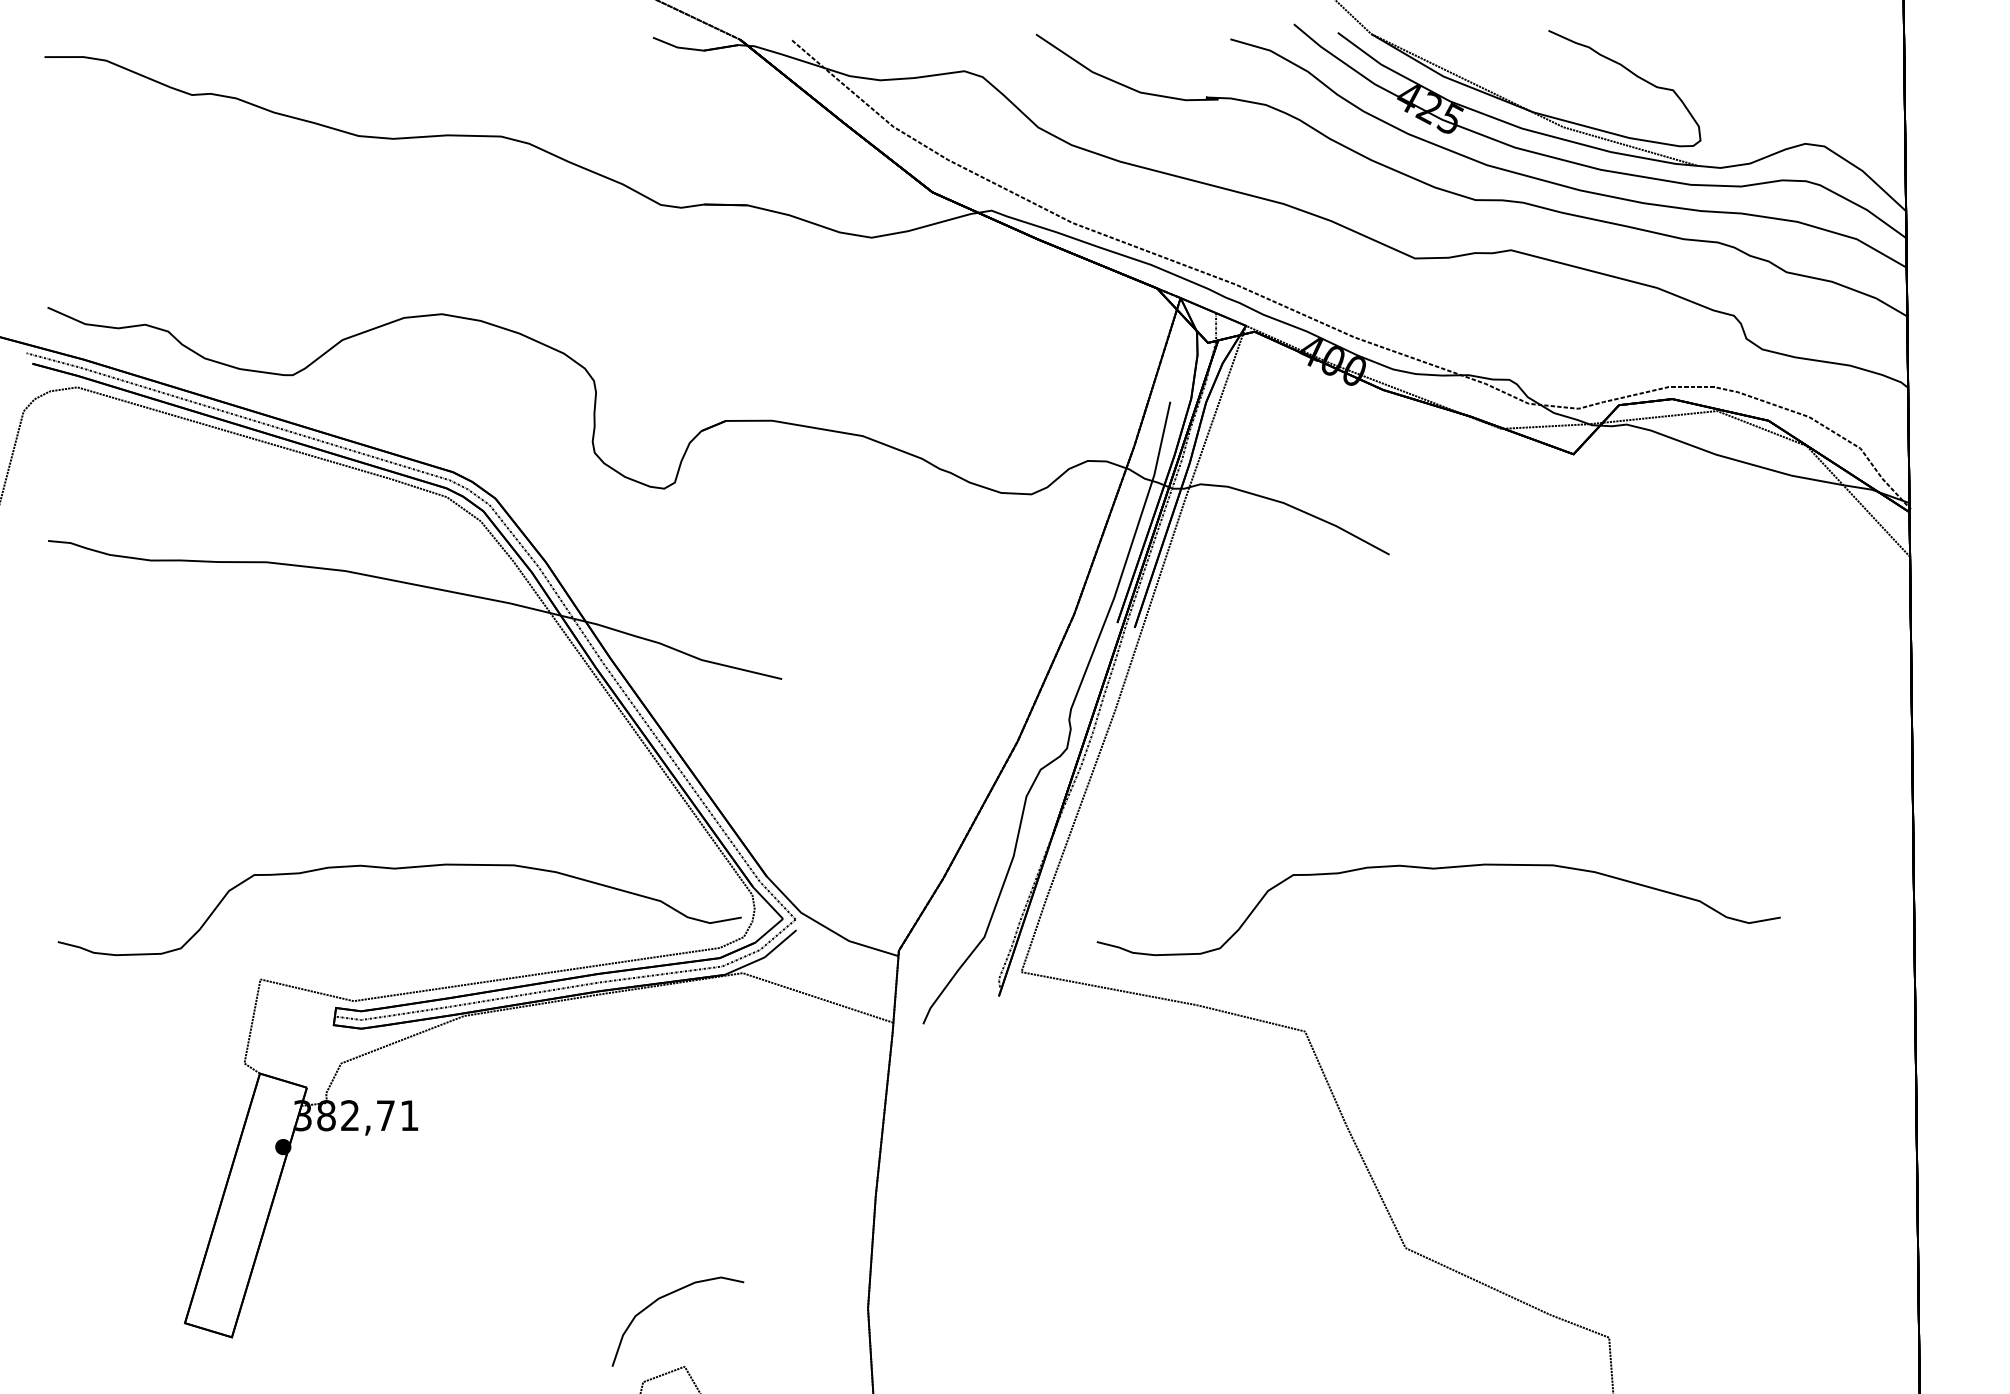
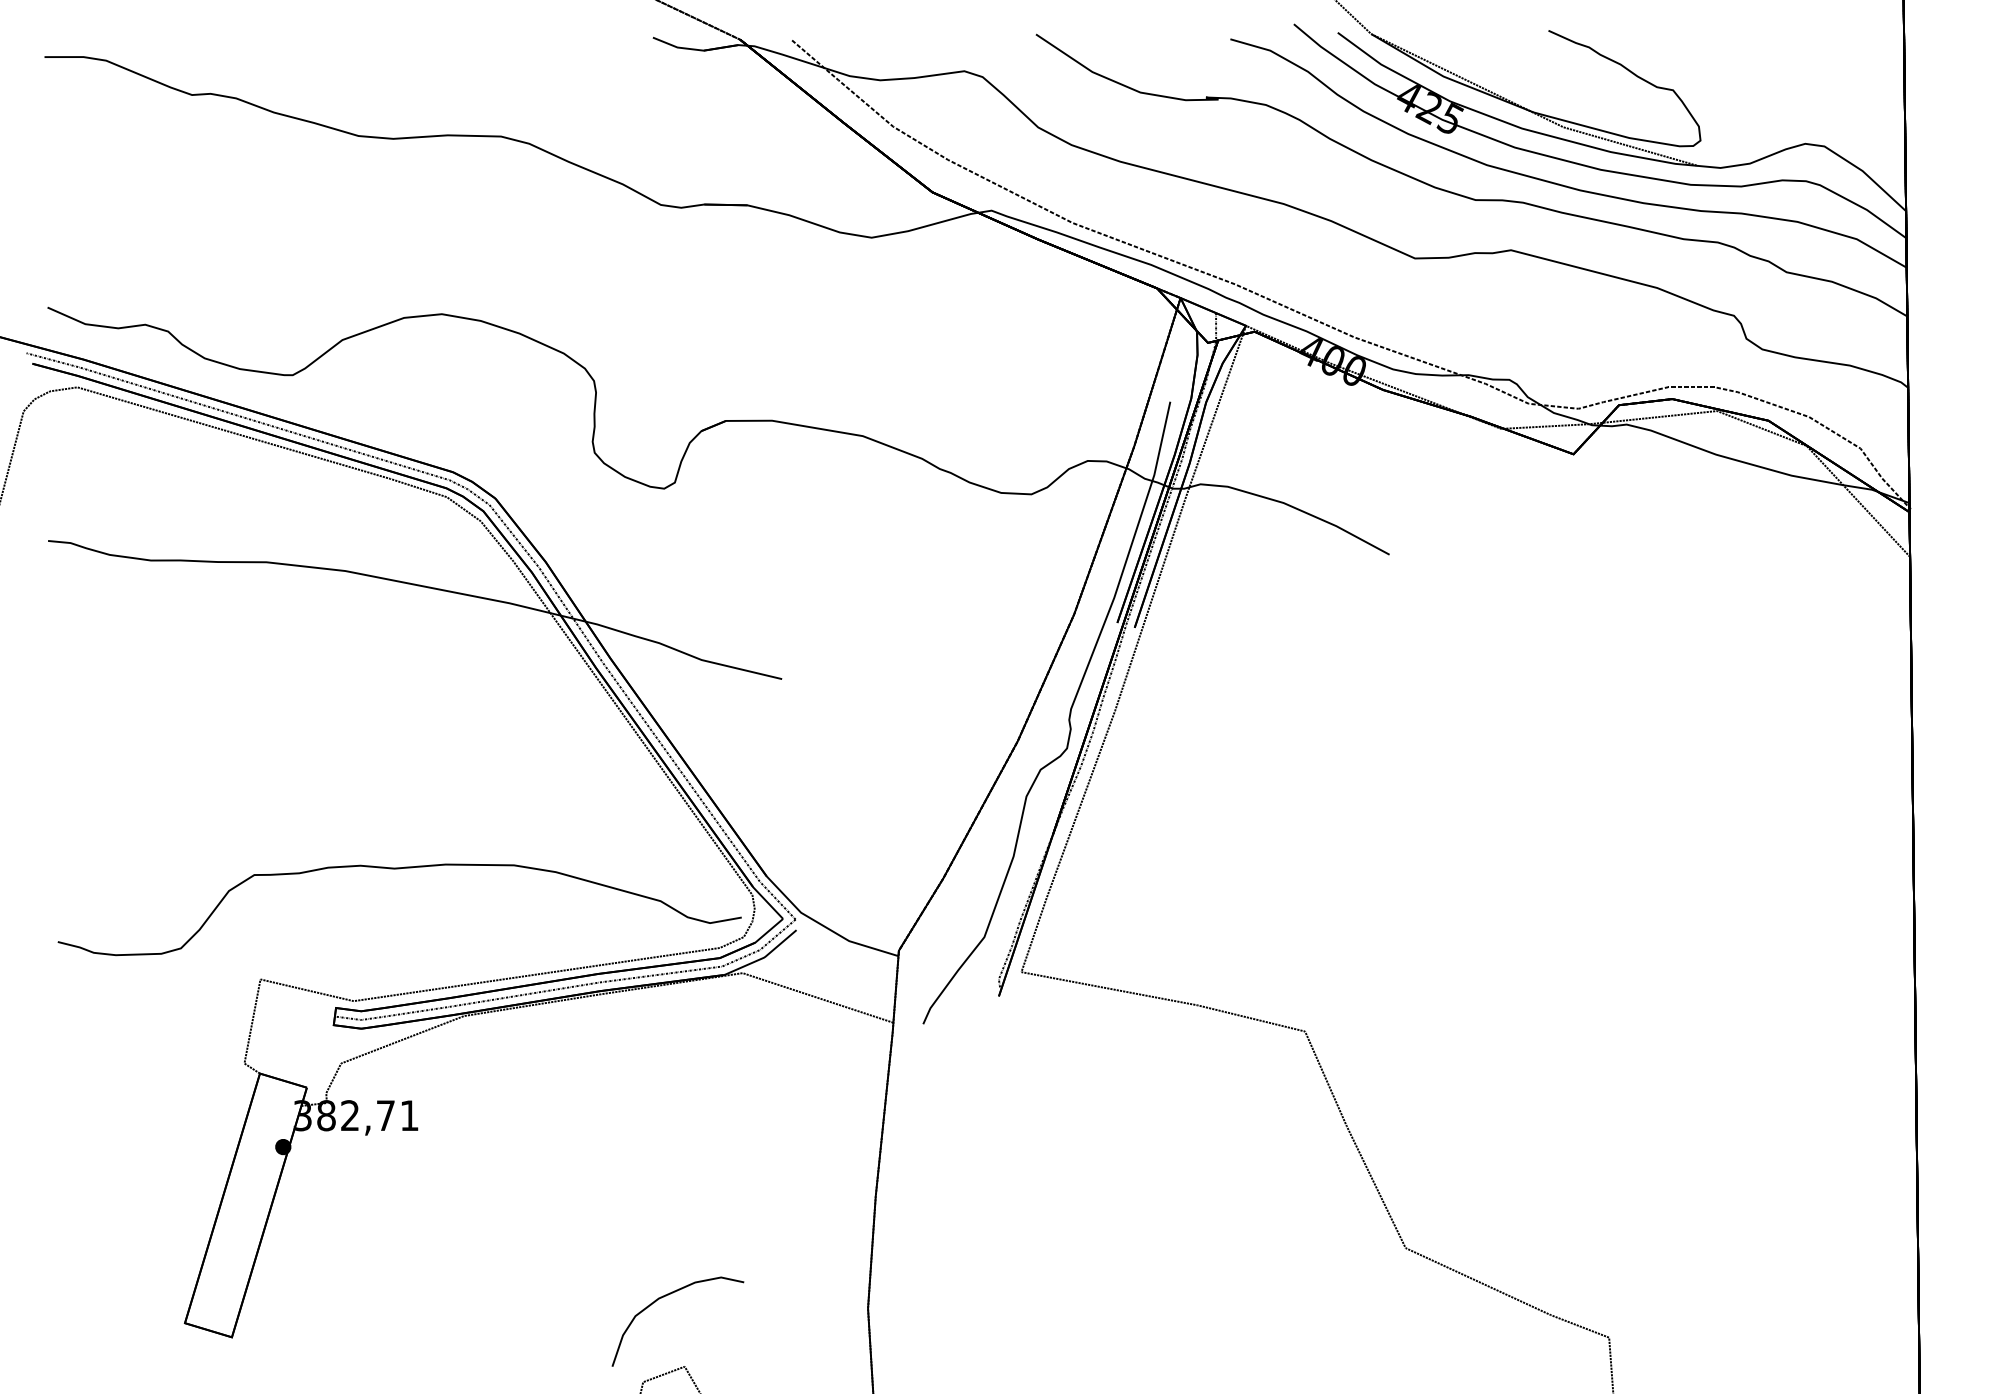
curve: present -> none (1438, 869)
